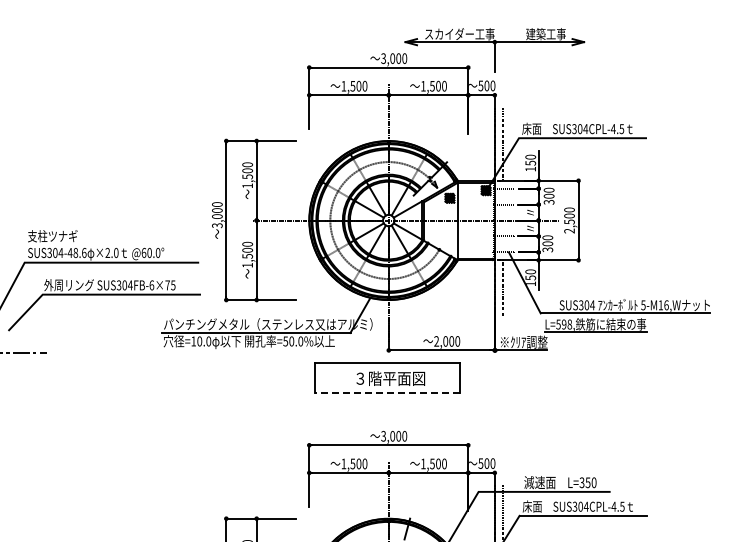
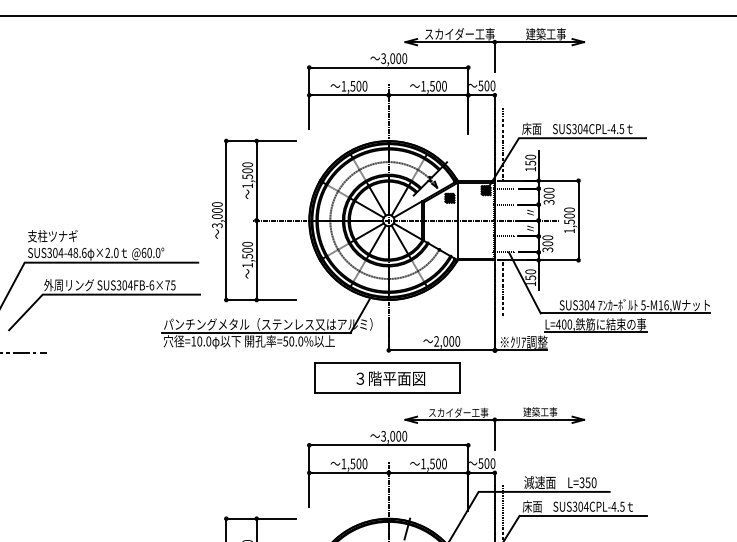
line: none -> present (367, 16)
text: 2,500 -> 1,500 (569, 230)
text: L=598, -> L=400, (564, 324)
line: dashed -> solid (387, 392)
part: none -> present (494, 428)
